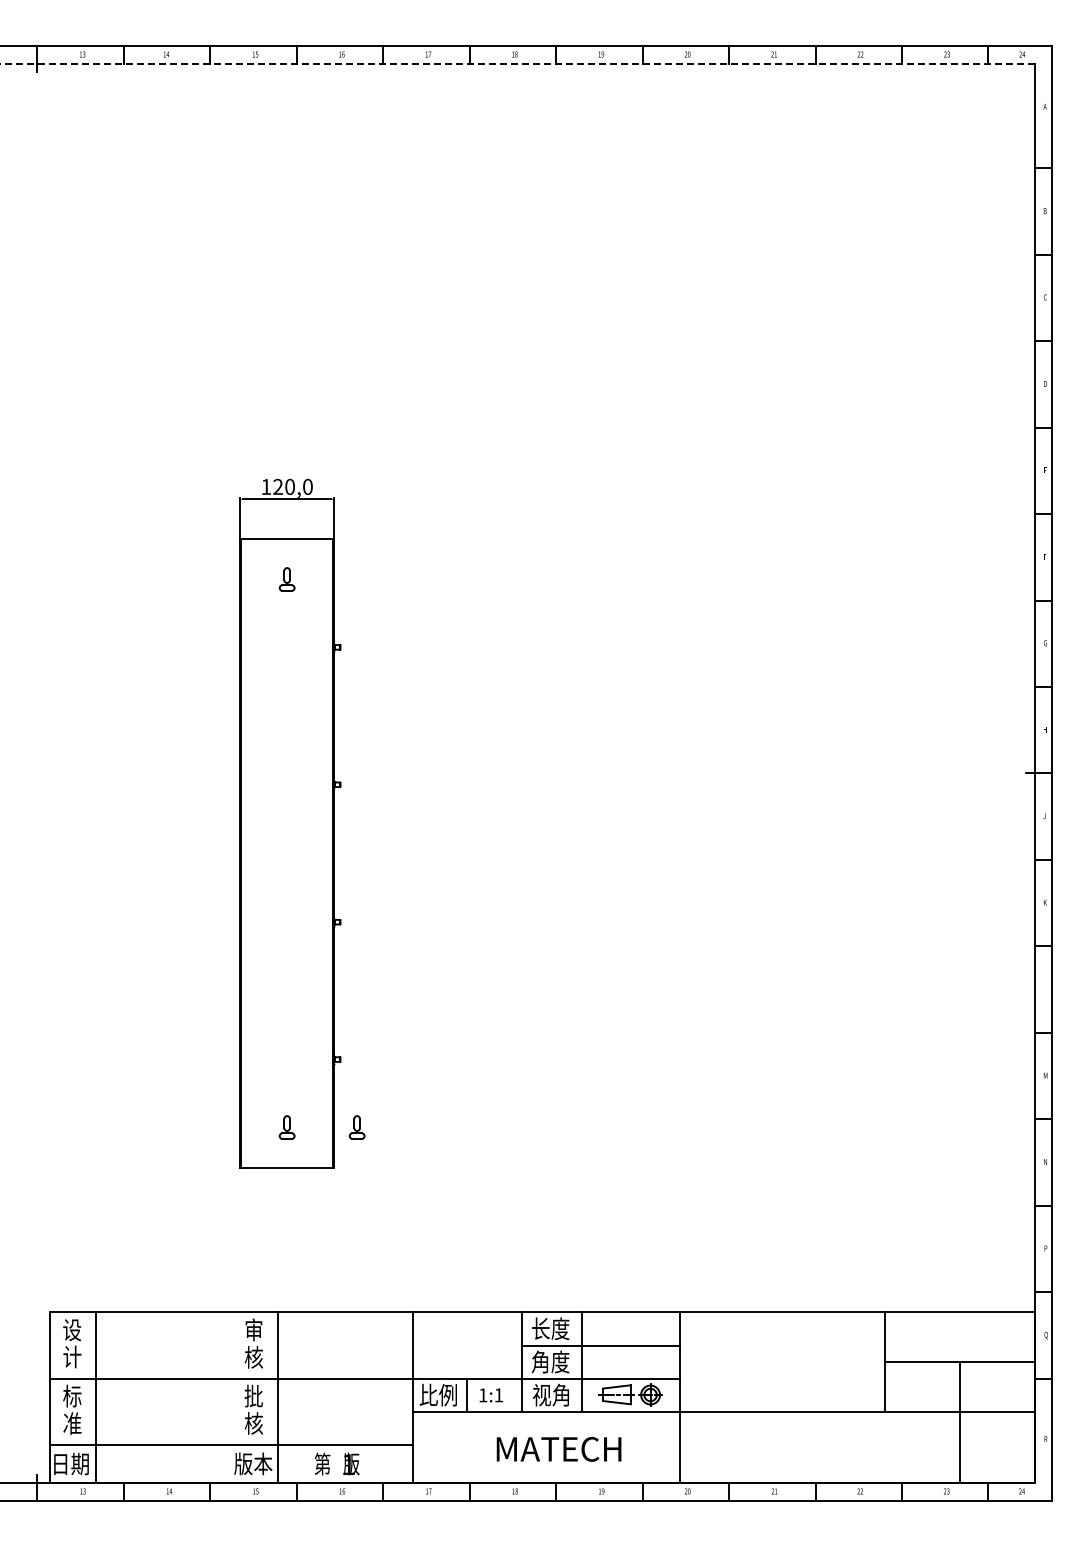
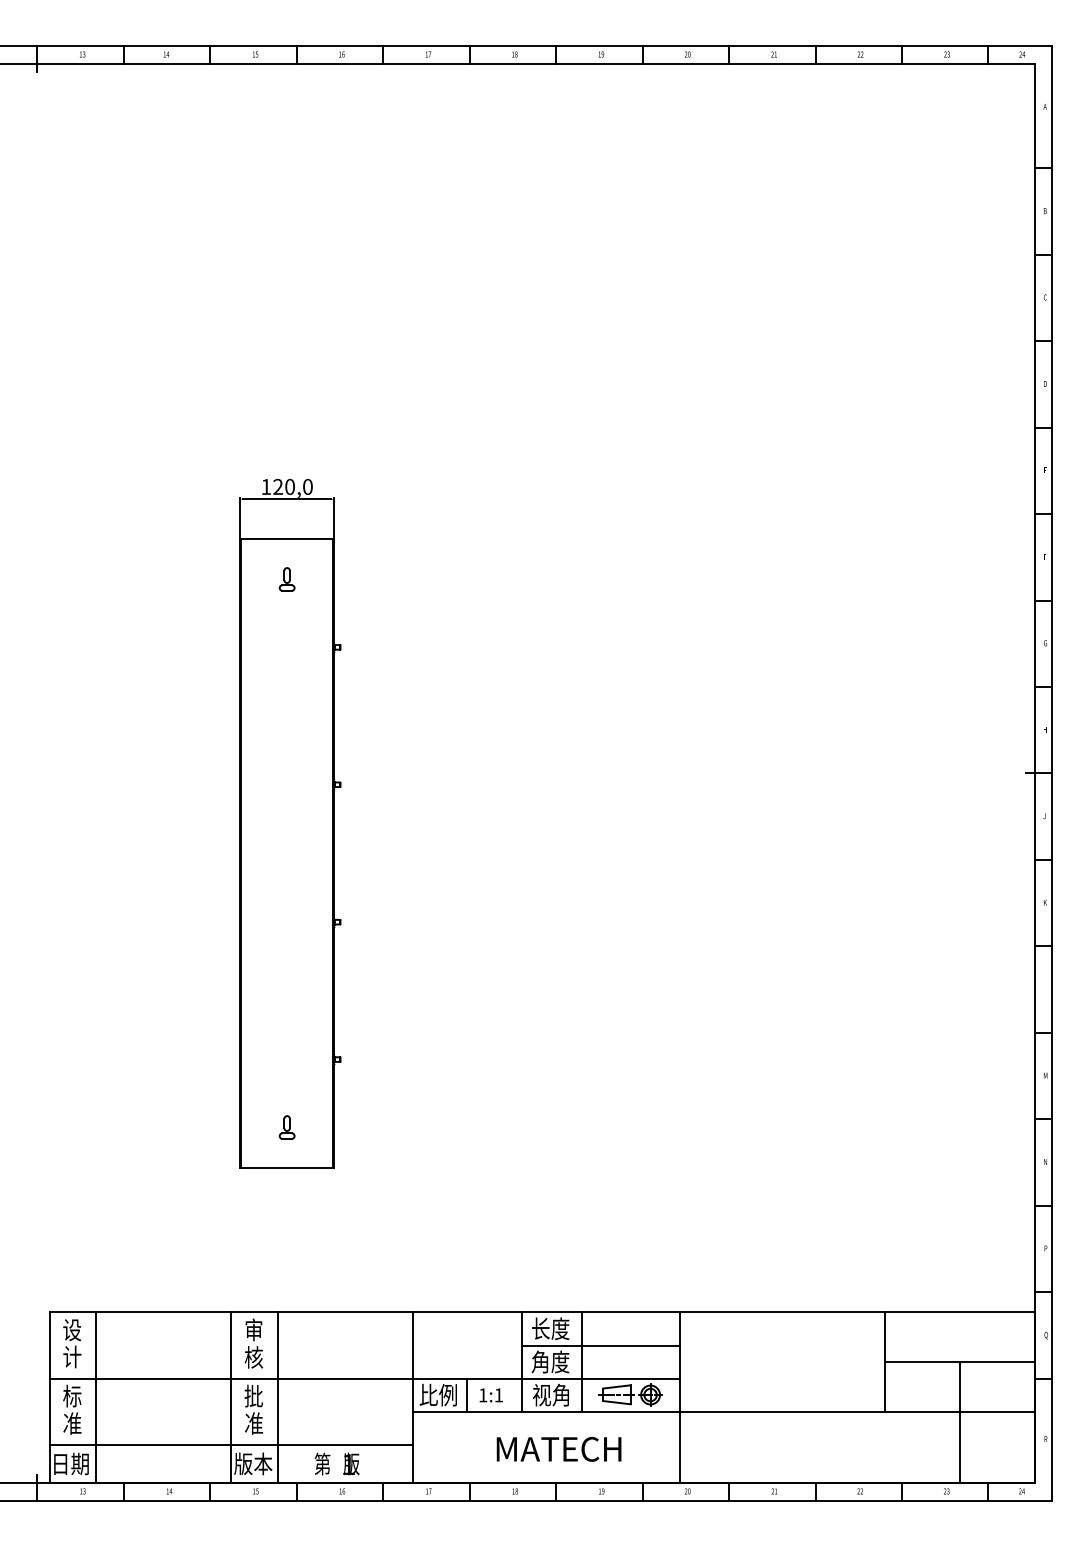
line: dashed -> solid (517, 63)
part: present -> none (356, 1127)
line: none -> present (231, 1397)
text: 核 -> 准 (253, 1423)
